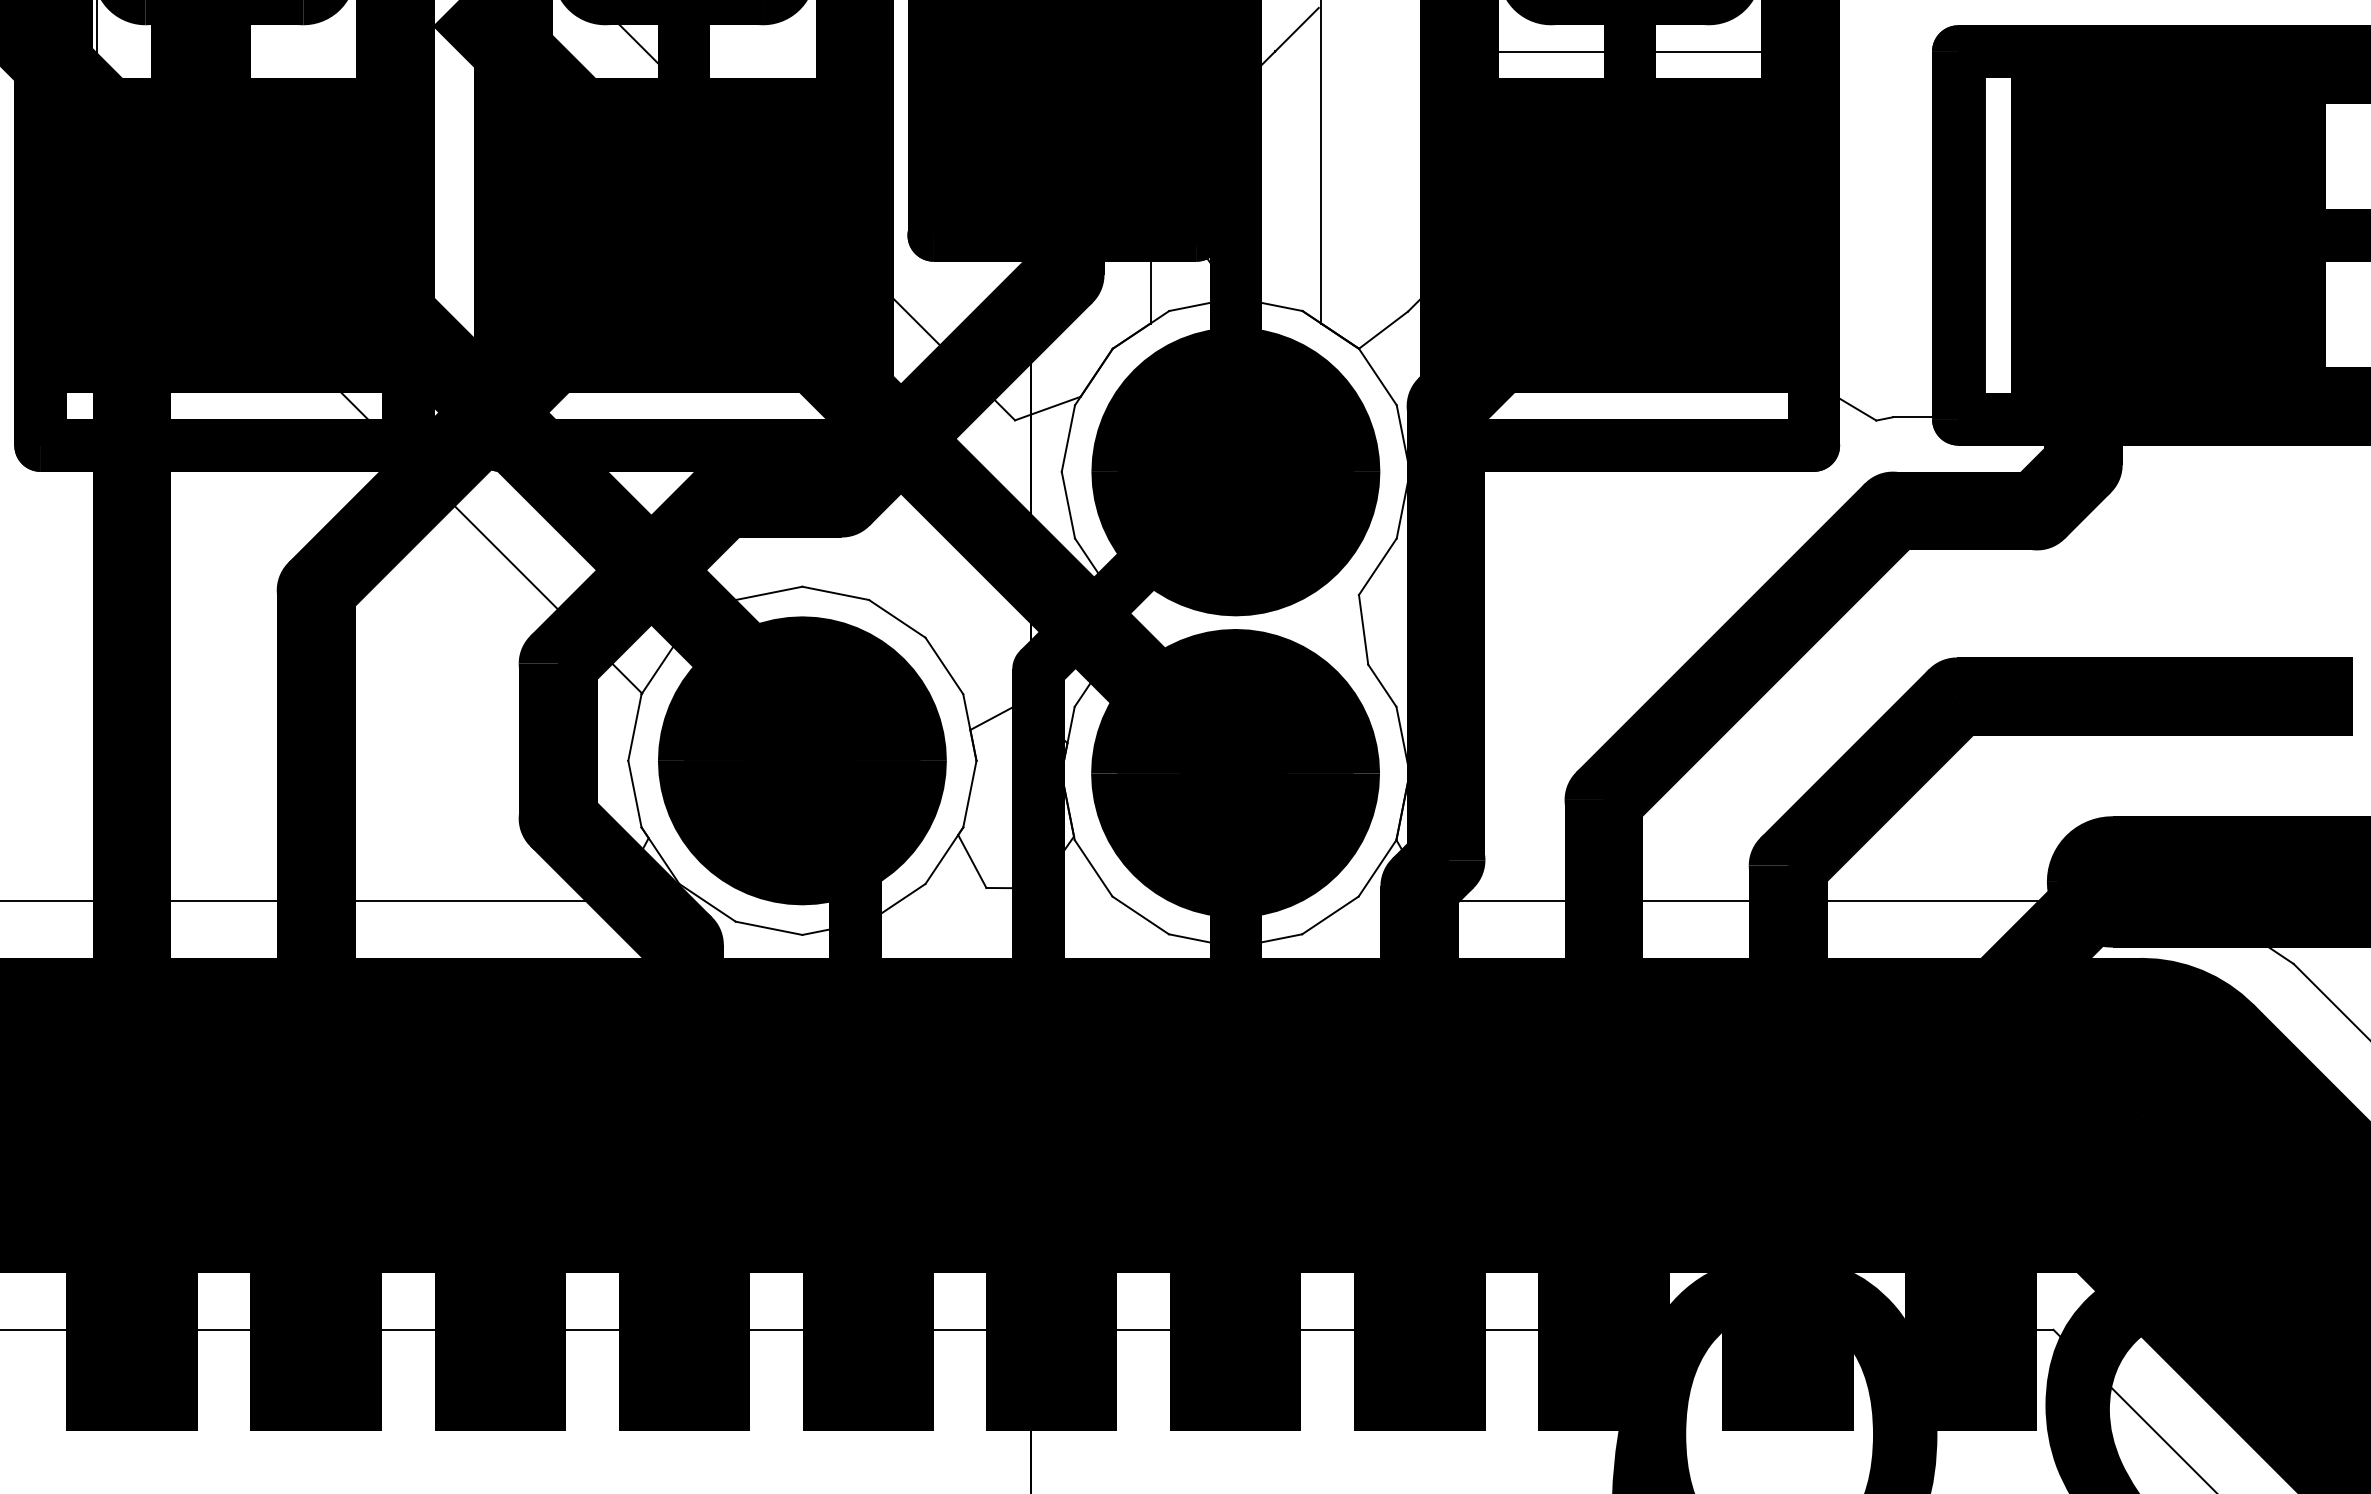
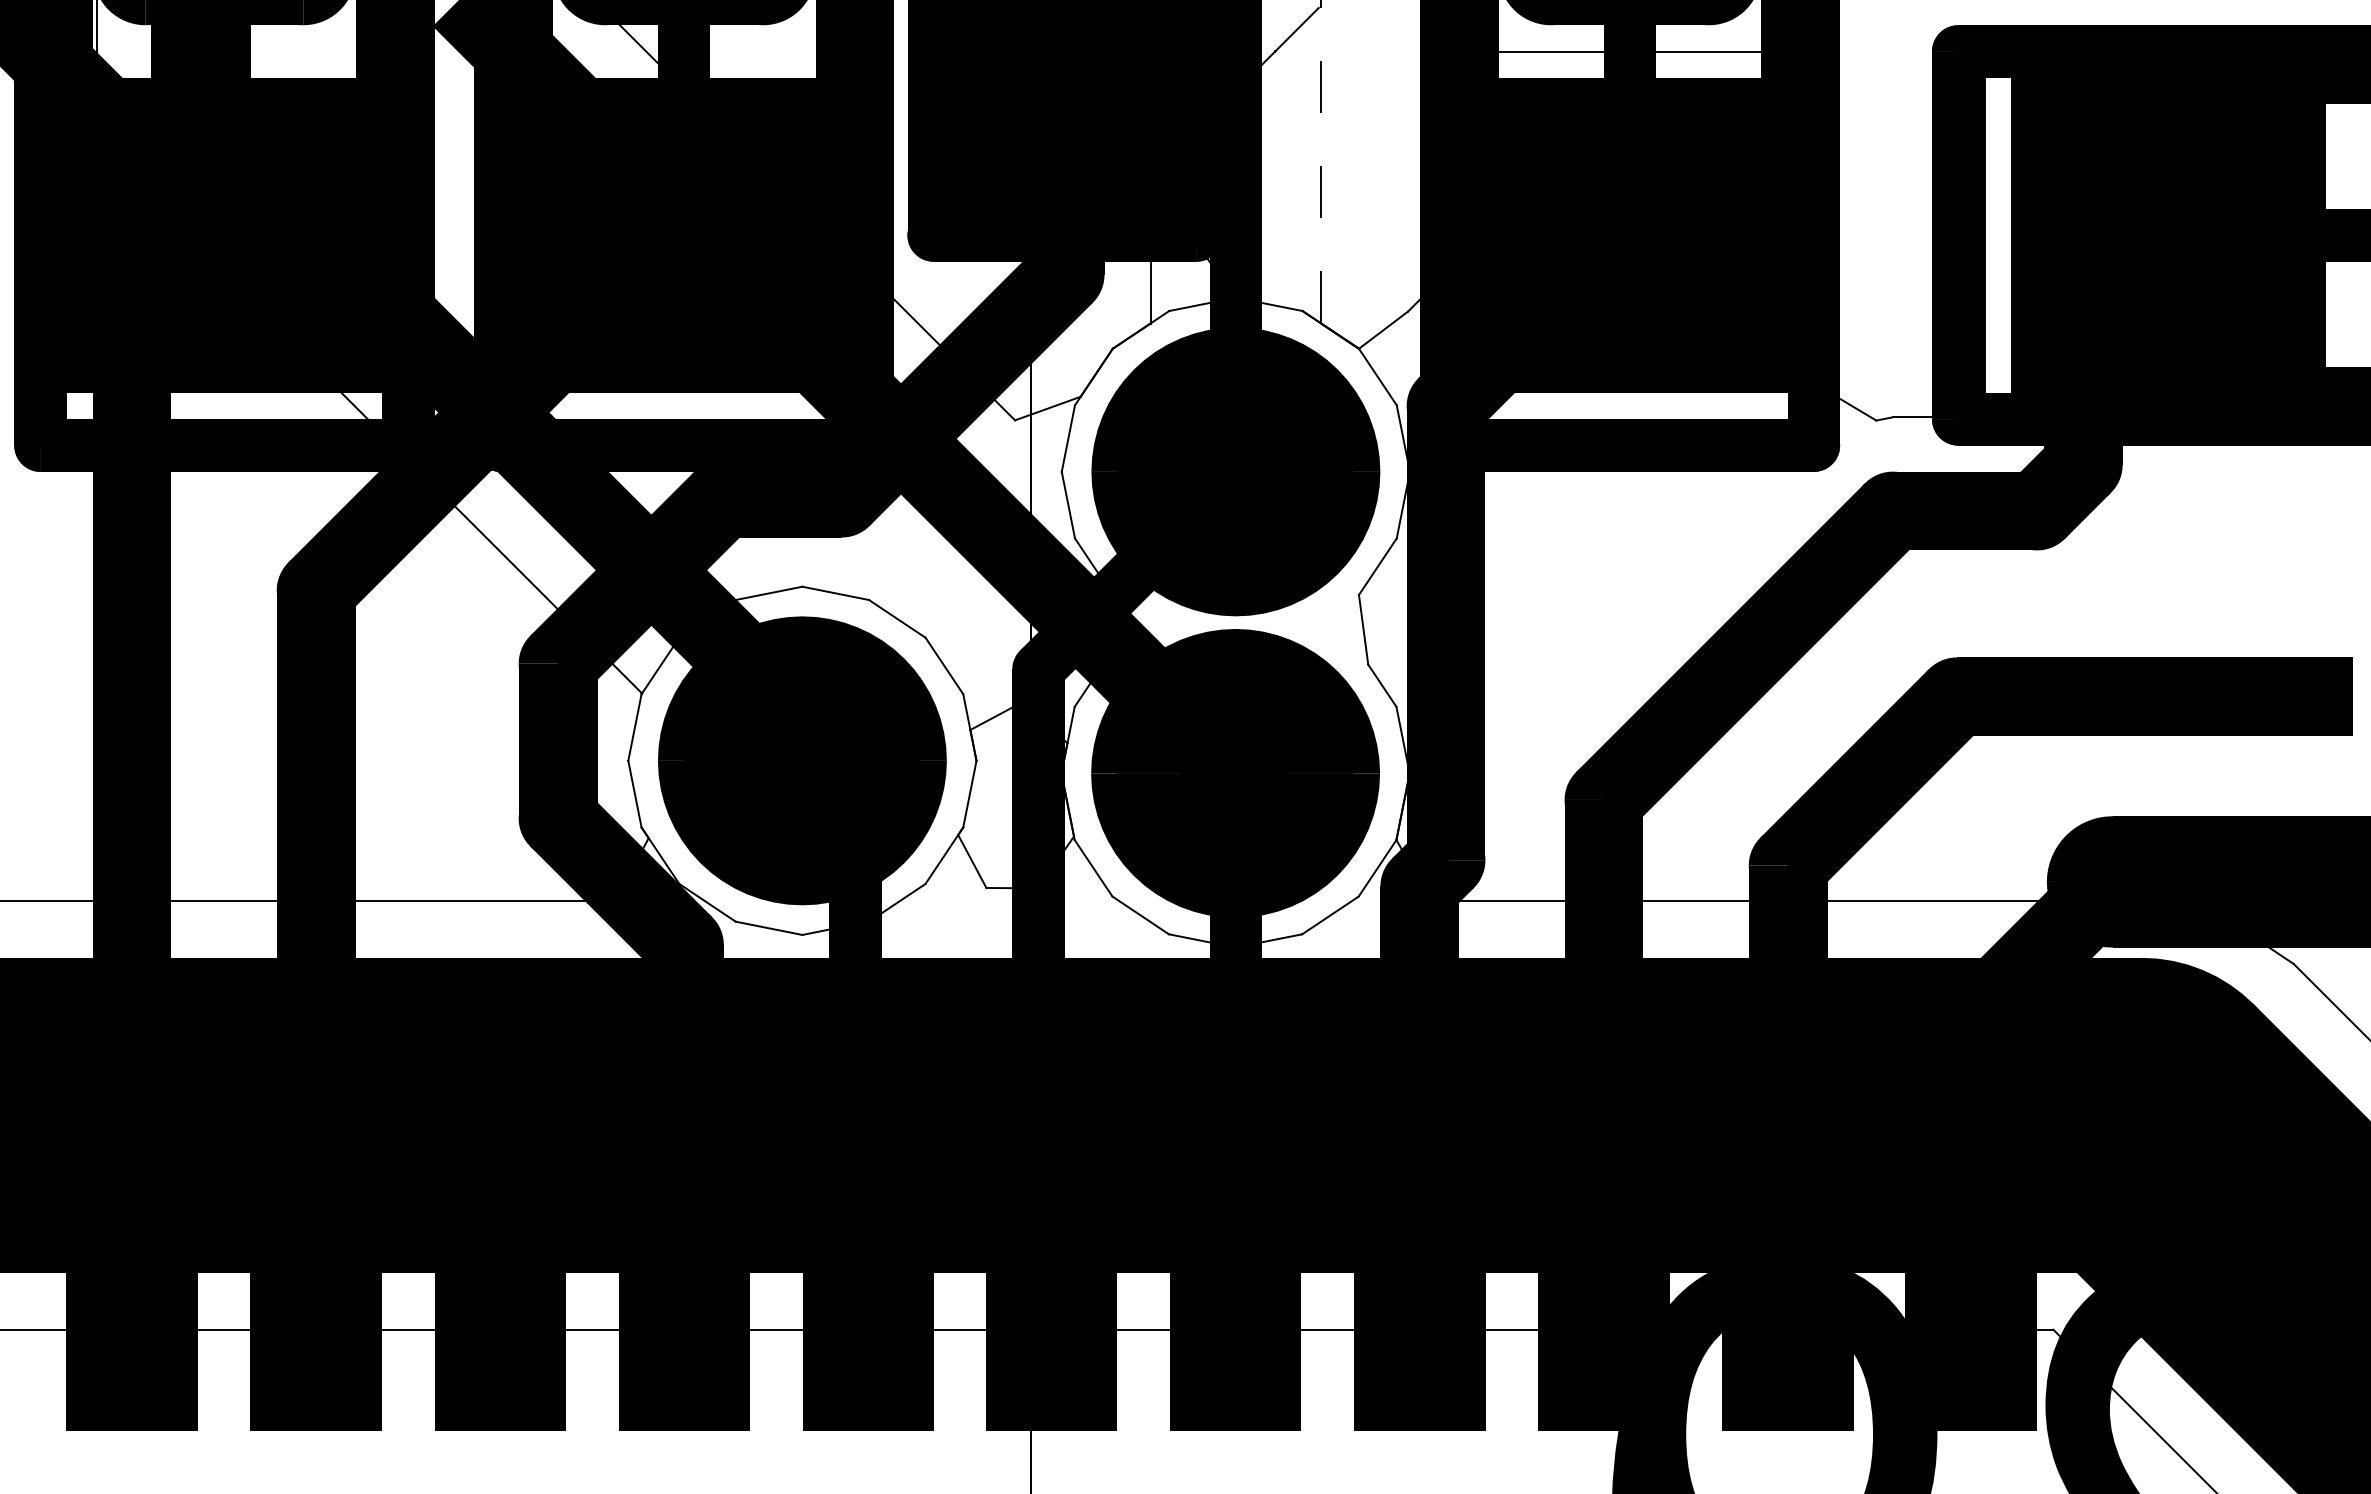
line: solid -> dashed (1321, 161)
